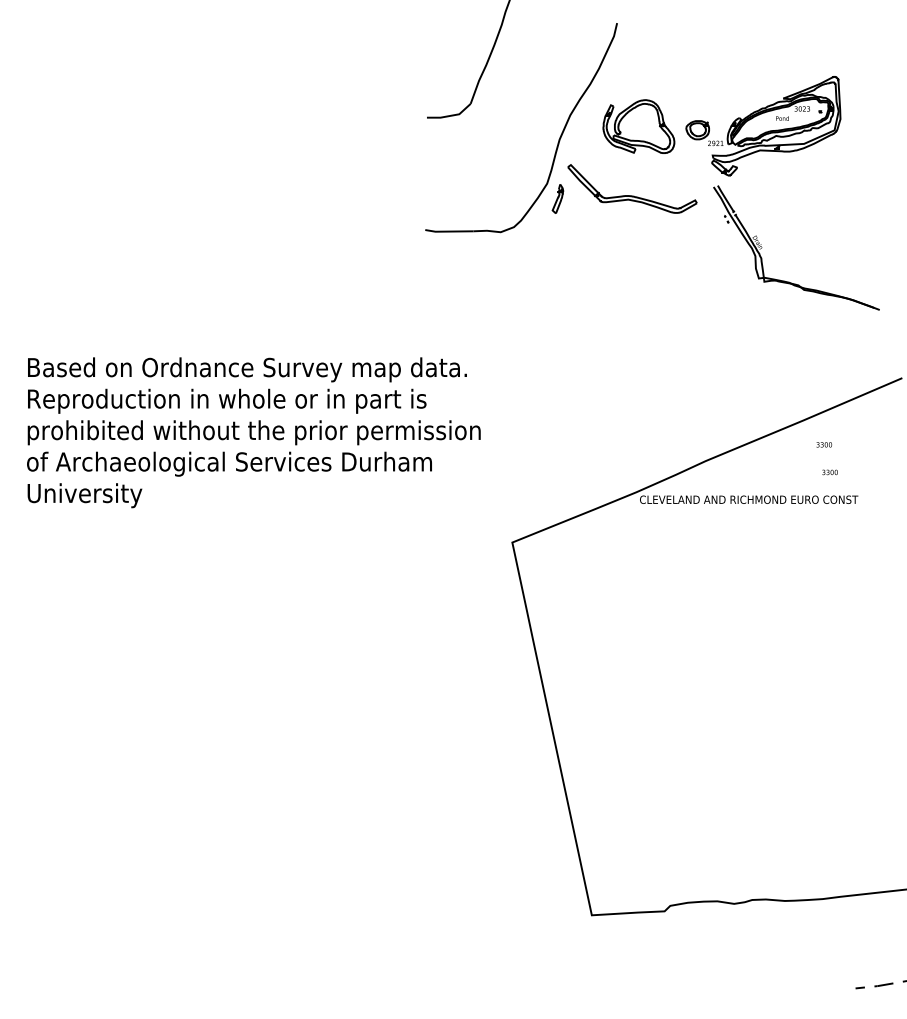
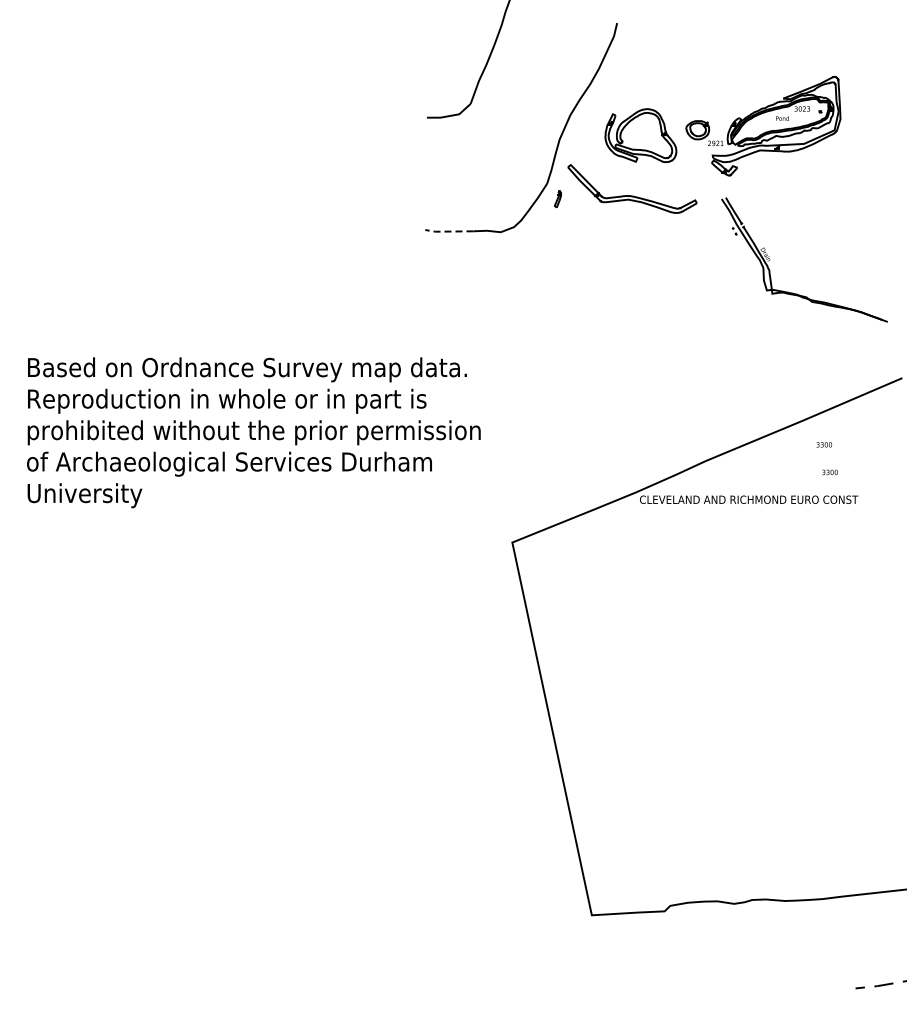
part position: (638, 126) -> (640, 135) (640, 135)
part size: 14x30 px -> 8x19 px (557, 199)
line: solid -> dashed (448, 231)
part position: (762, 247) -> (770, 259) (770, 259)
